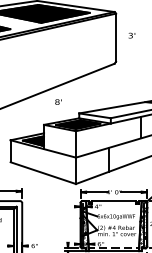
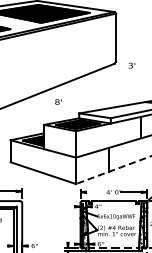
text position: (131, 35) -> (131, 65) (131, 65)
line: solid -> dashed (113, 170)
line: present -> none (93, 192)
